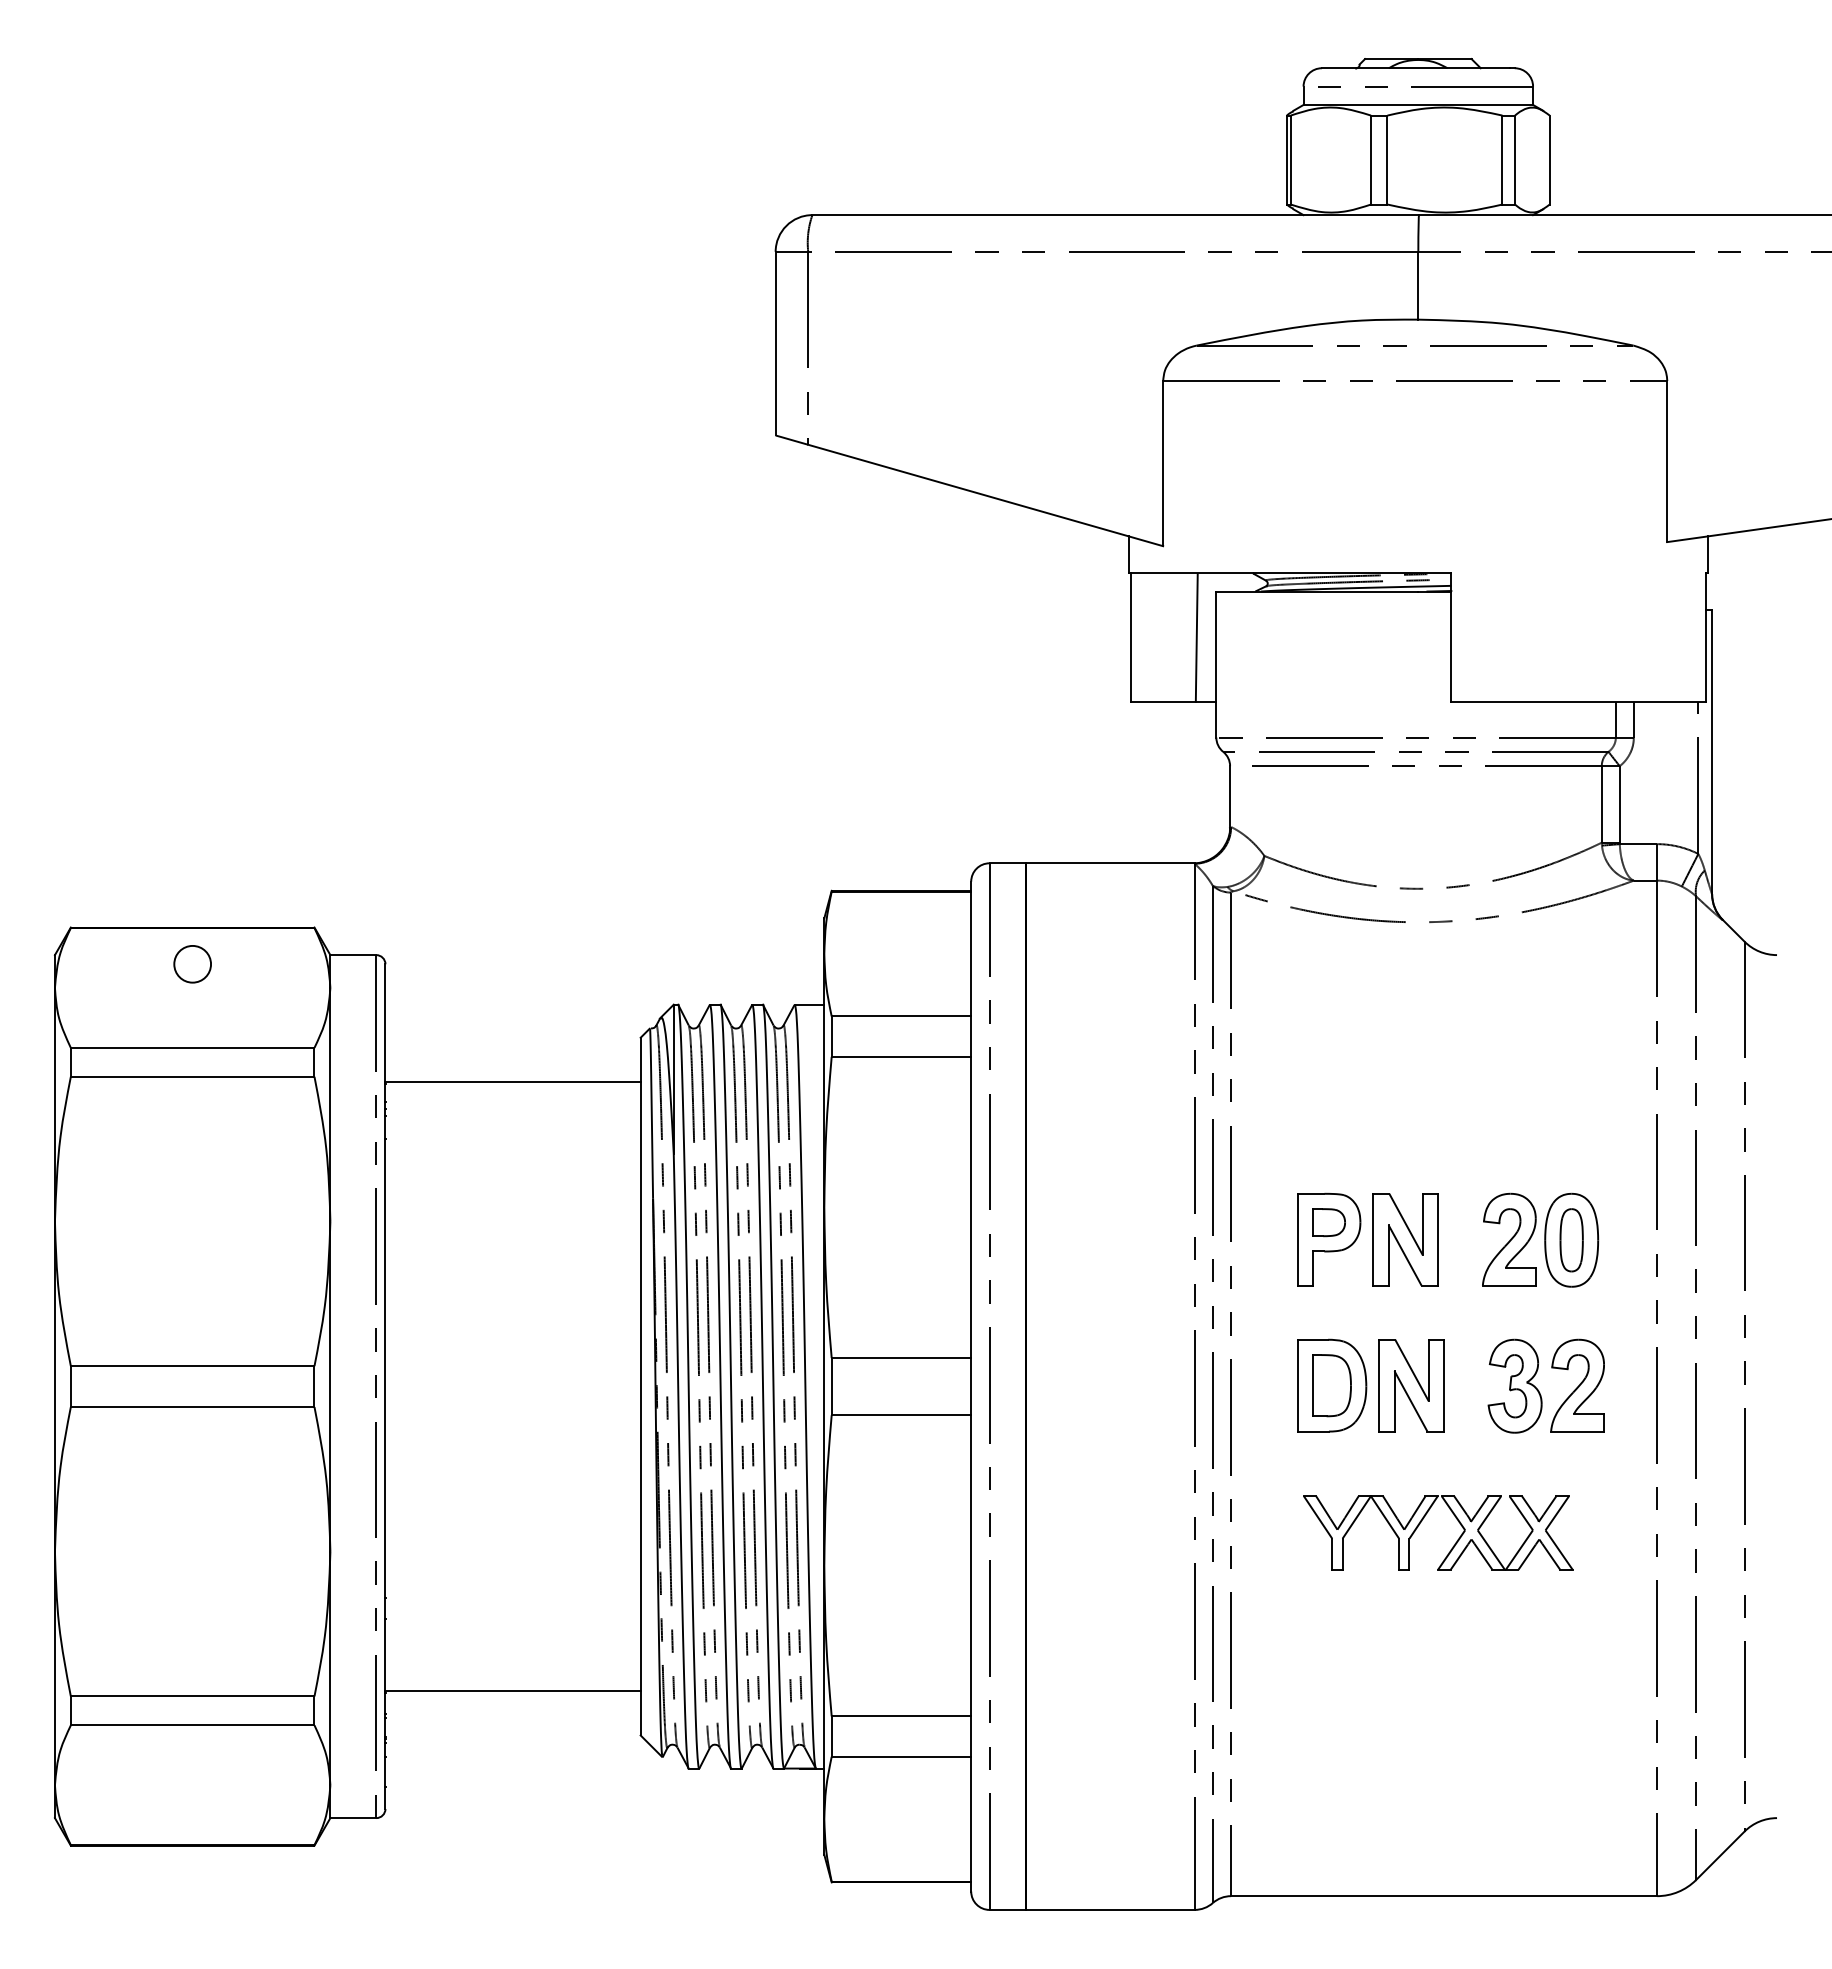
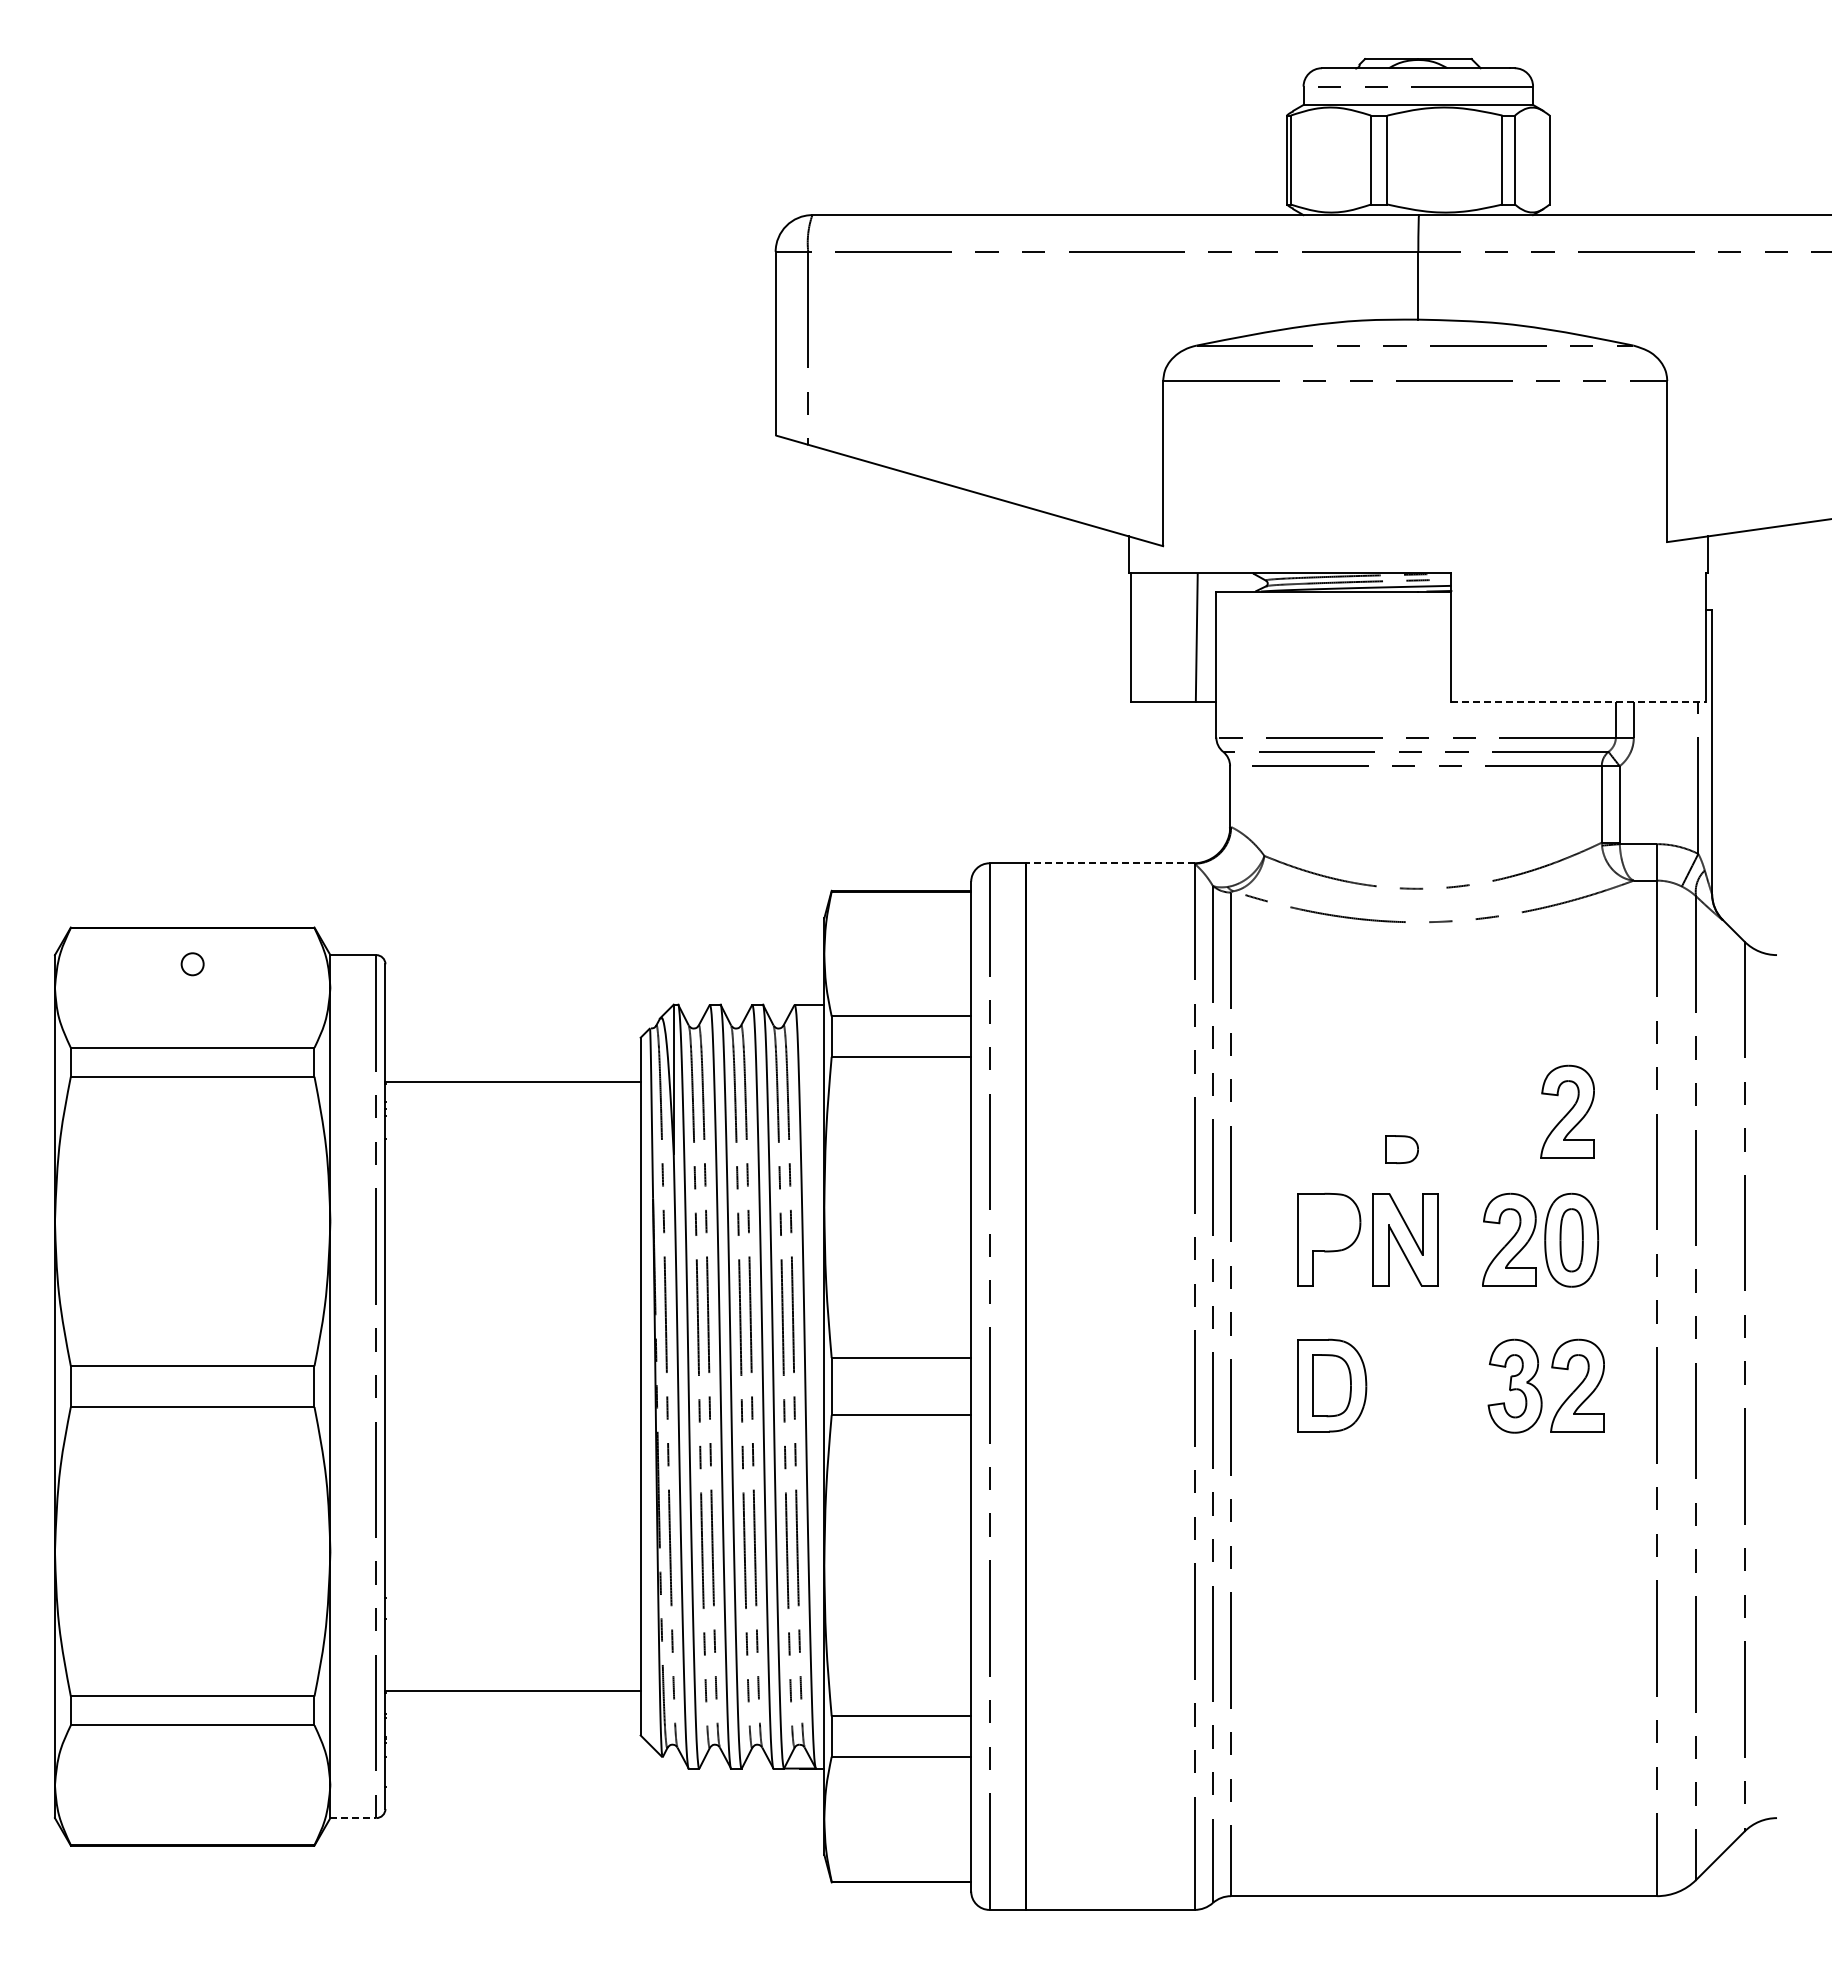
line: solid -> dashed (1579, 701)
line: solid -> dashed (1109, 863)
circle diameter: 37 px -> 22 px (192, 964)
part: none -> present (1567, 1111)
part position: (1328, 1222) -> (1401, 1149) (1401, 1149)
part: present -> none (1411, 1385)
part: present -> none (1422, 1521)
line: solid -> dashed (353, 1818)
